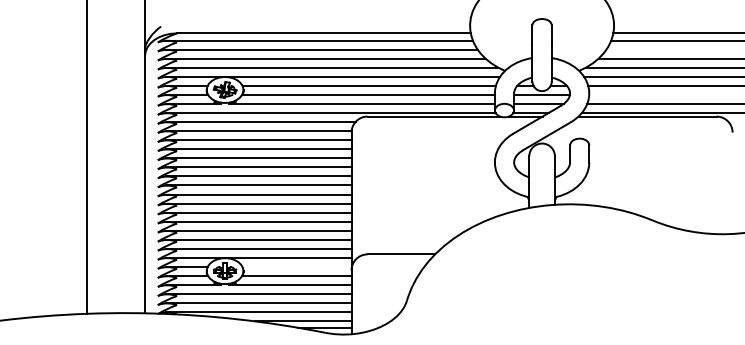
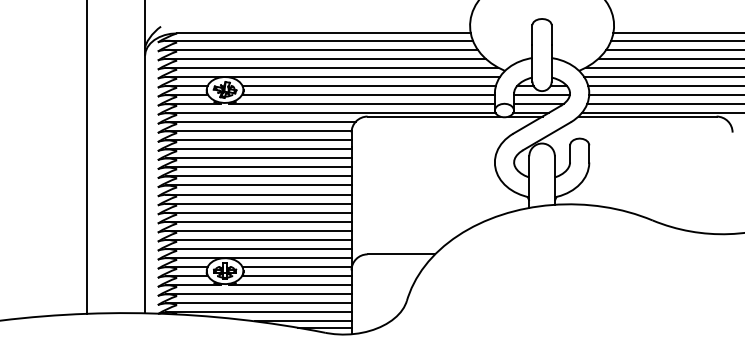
line: none -> present (673, 49)
line: none -> present (665, 94)
line: none -> present (296, 266)
